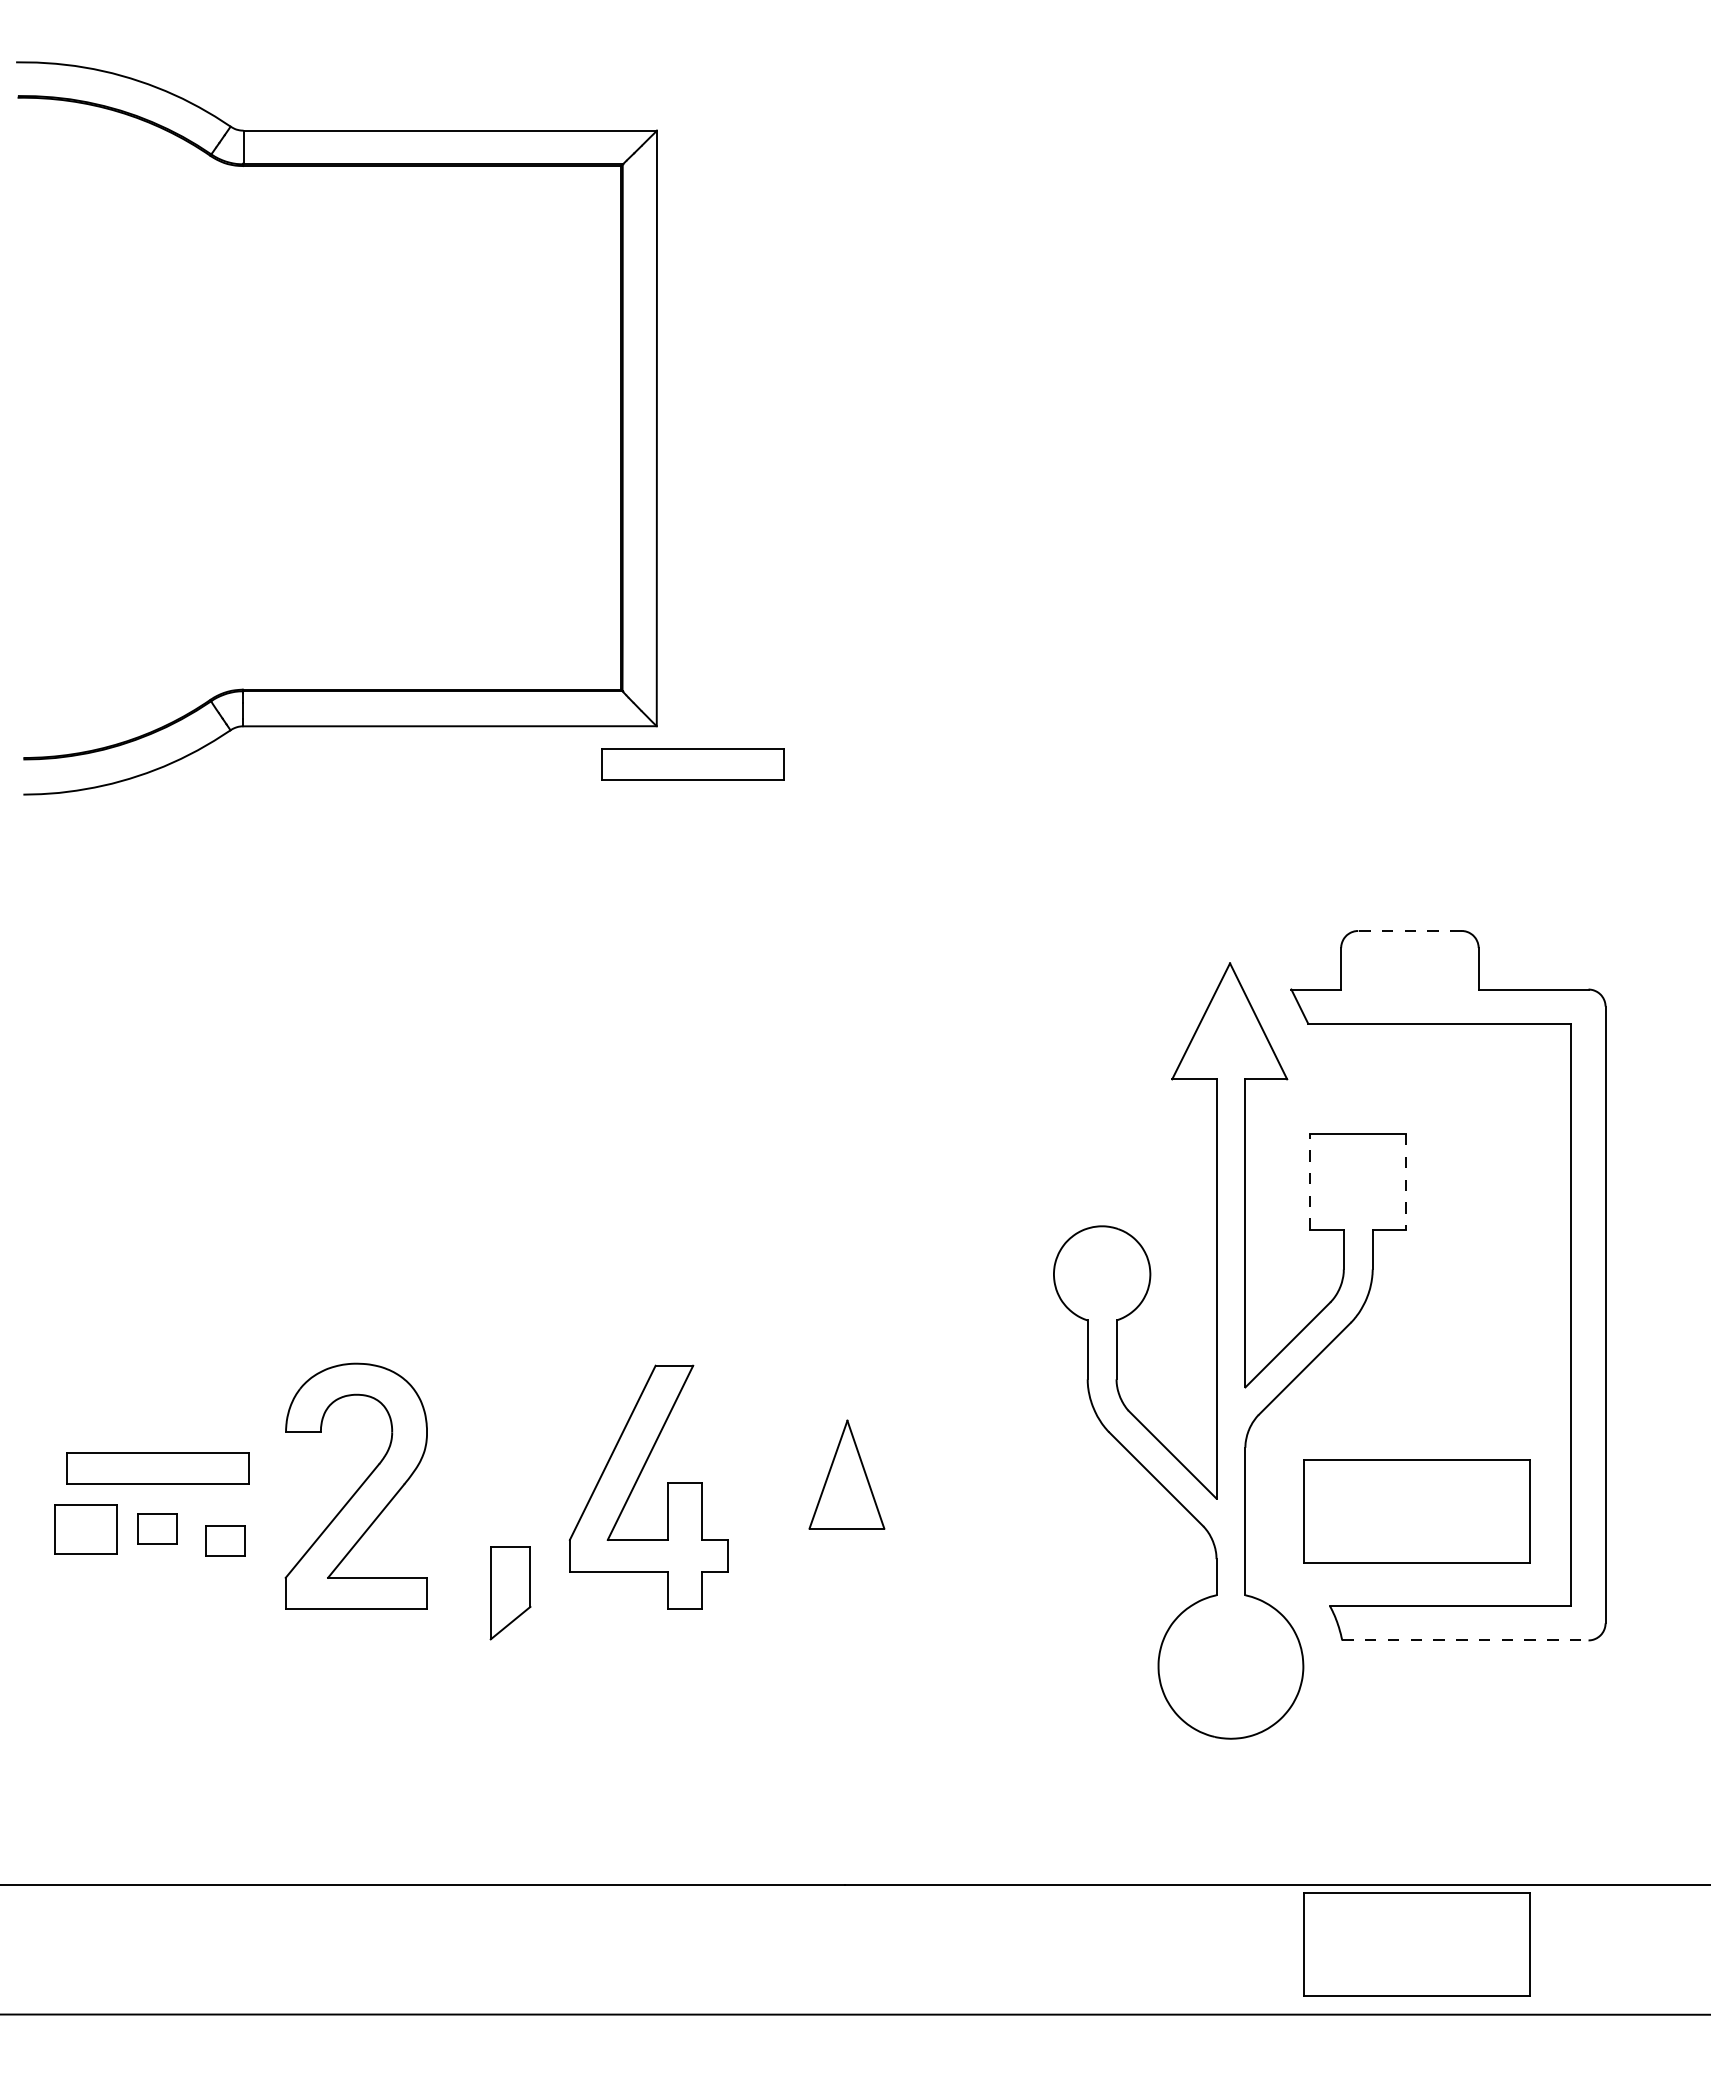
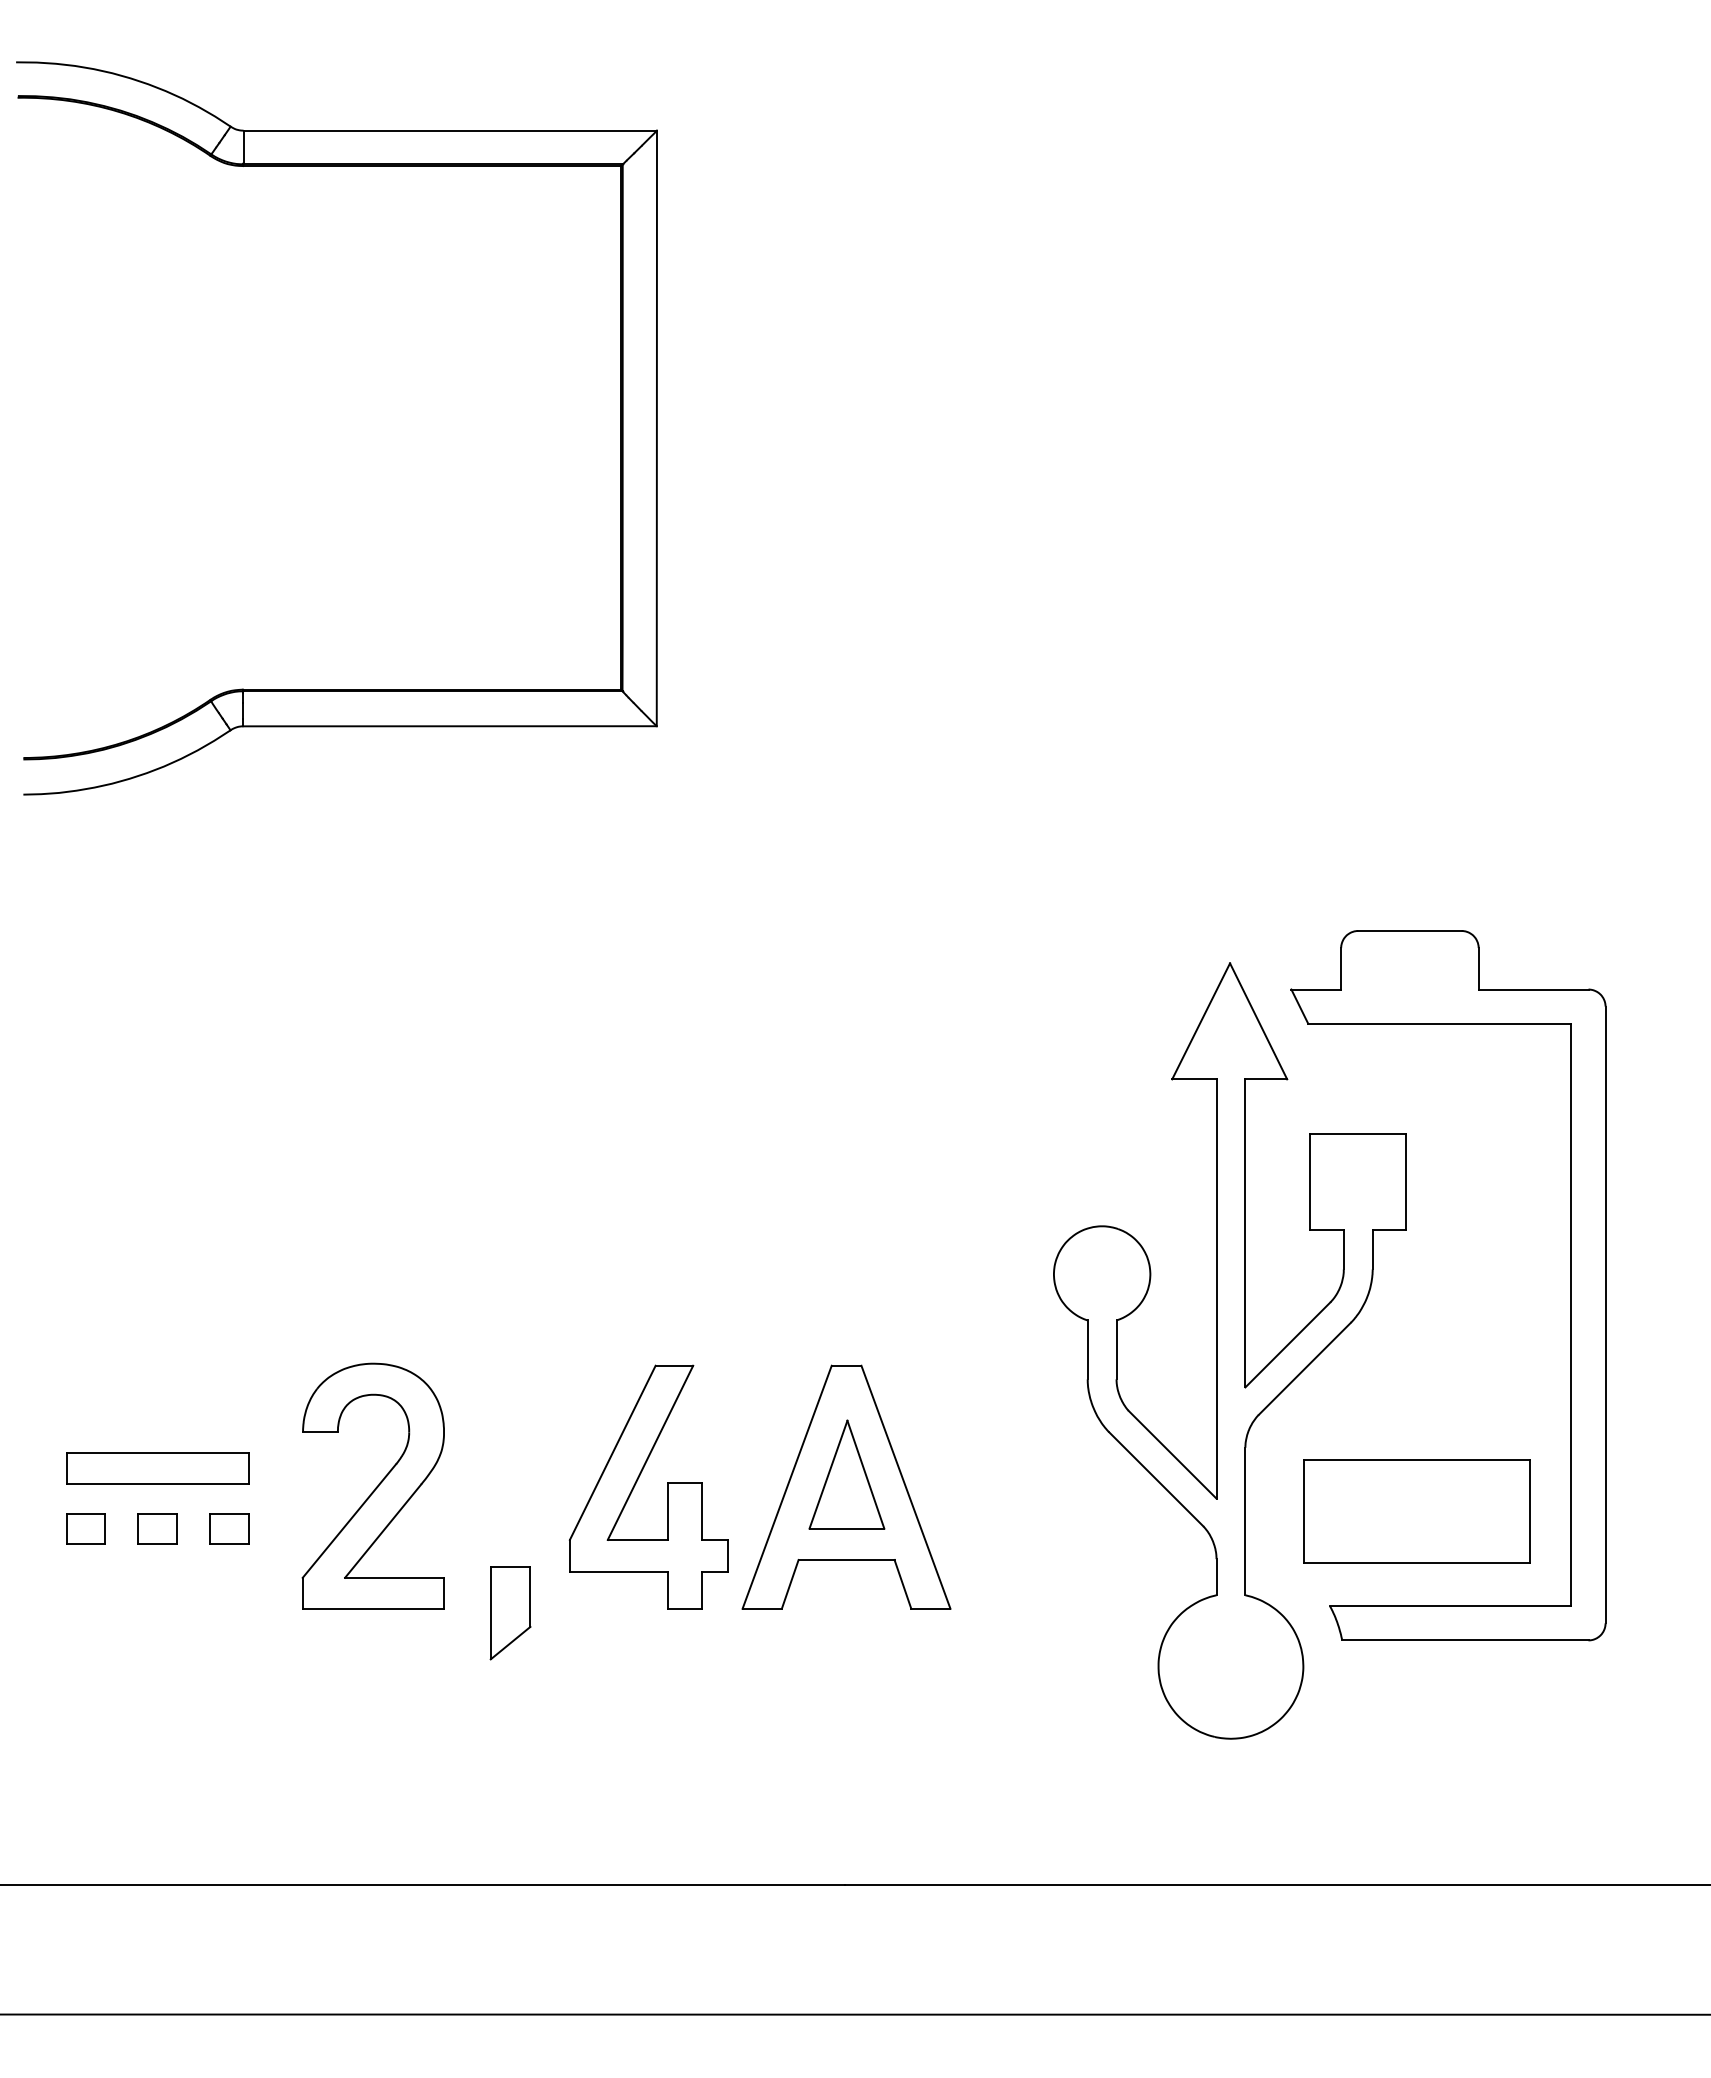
part: present -> none (692, 764)
line: dashed -> solid (1409, 931)
line: dashed -> solid (1310, 1181)
line: dashed -> solid (1406, 1181)
part position: (355, 1485) -> (372, 1485) (372, 1485)
part: none -> present (846, 1486)
part size: 64x51 px -> 40x32 px (85, 1528)
part position: (225, 1540) -> (229, 1528) (229, 1528)
part position: (510, 1593) -> (510, 1613) (510, 1613)
line: dashed -> solid (1465, 1640)
part: present -> none (1416, 1944)
